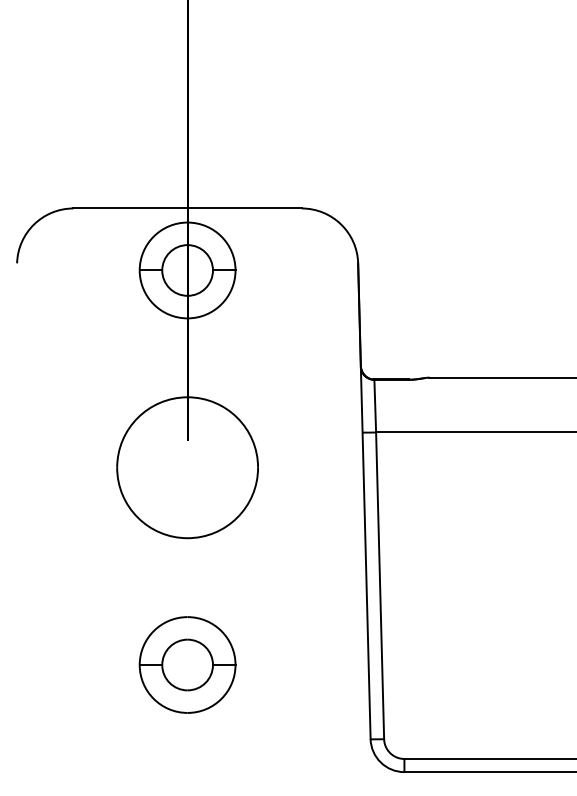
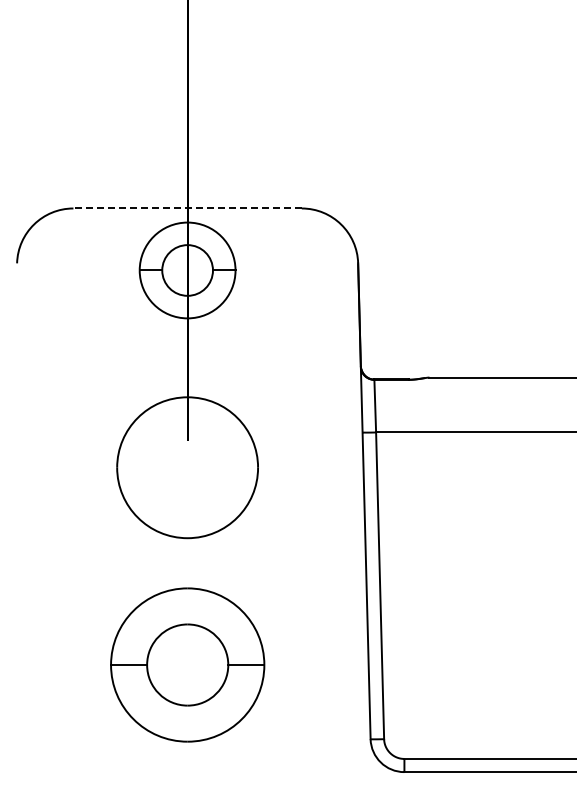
line: solid -> dashed (187, 208)
part size: 99x98 px -> 156x156 px (187, 664)
